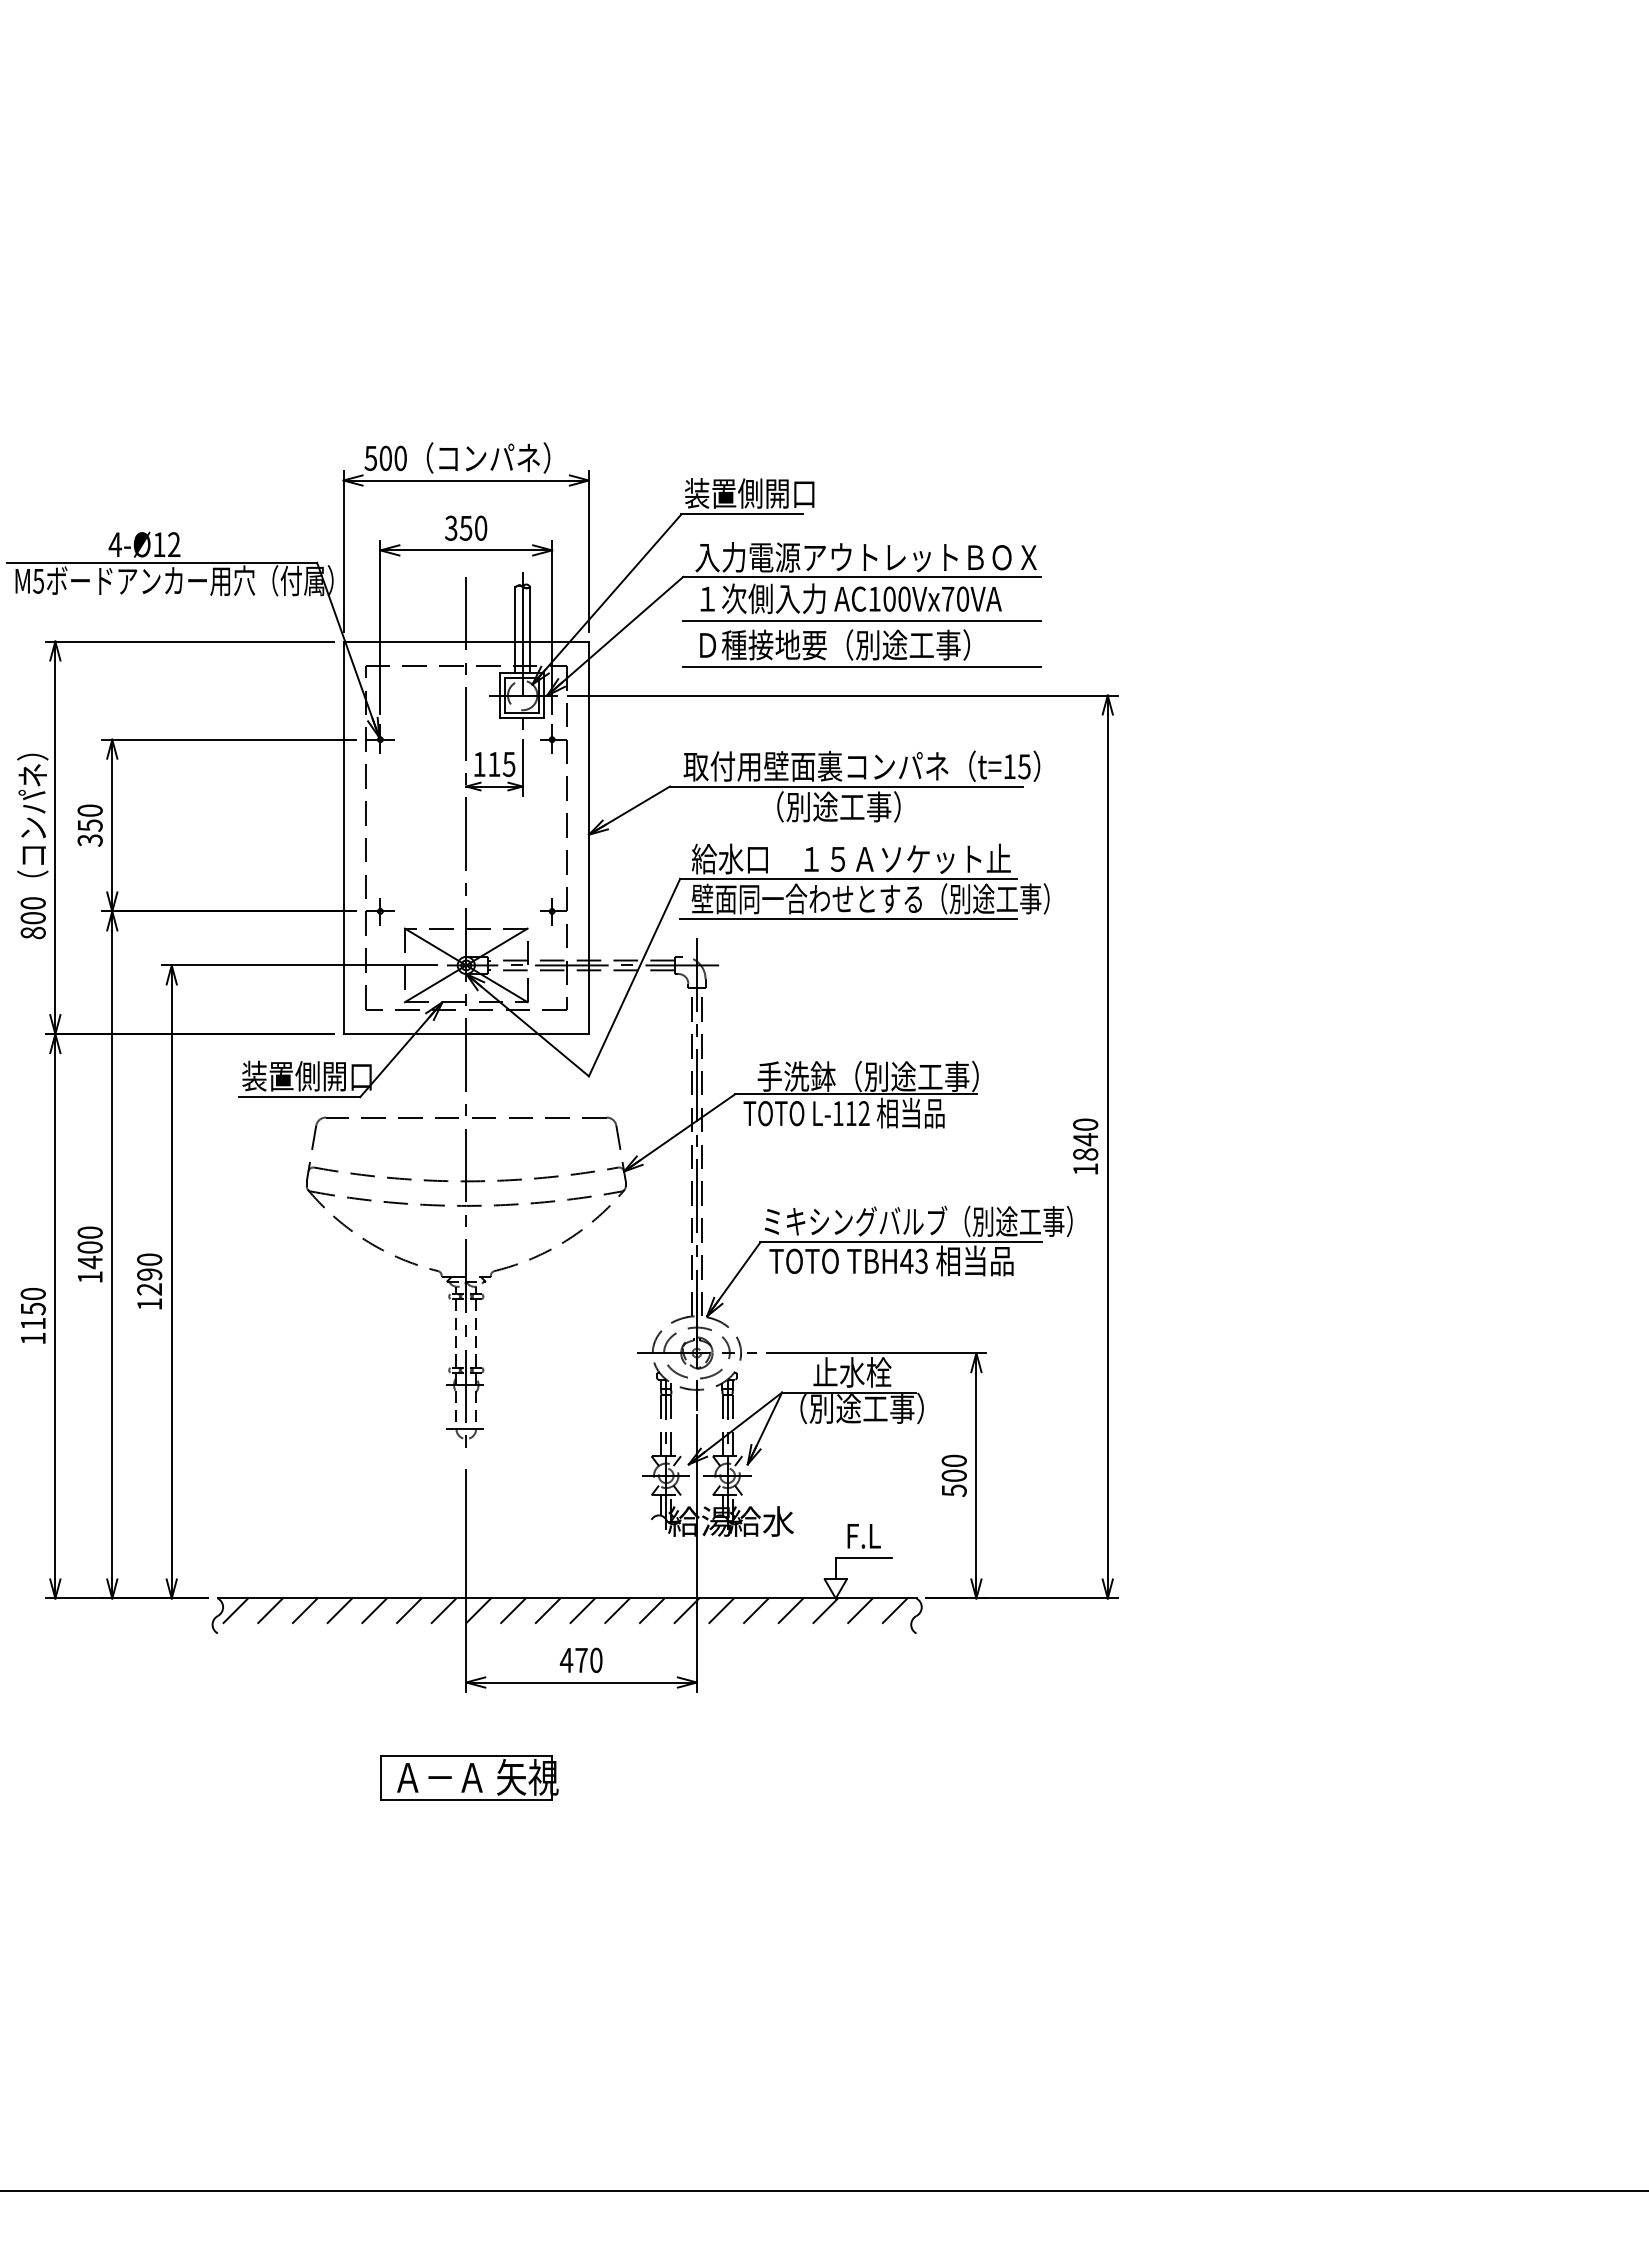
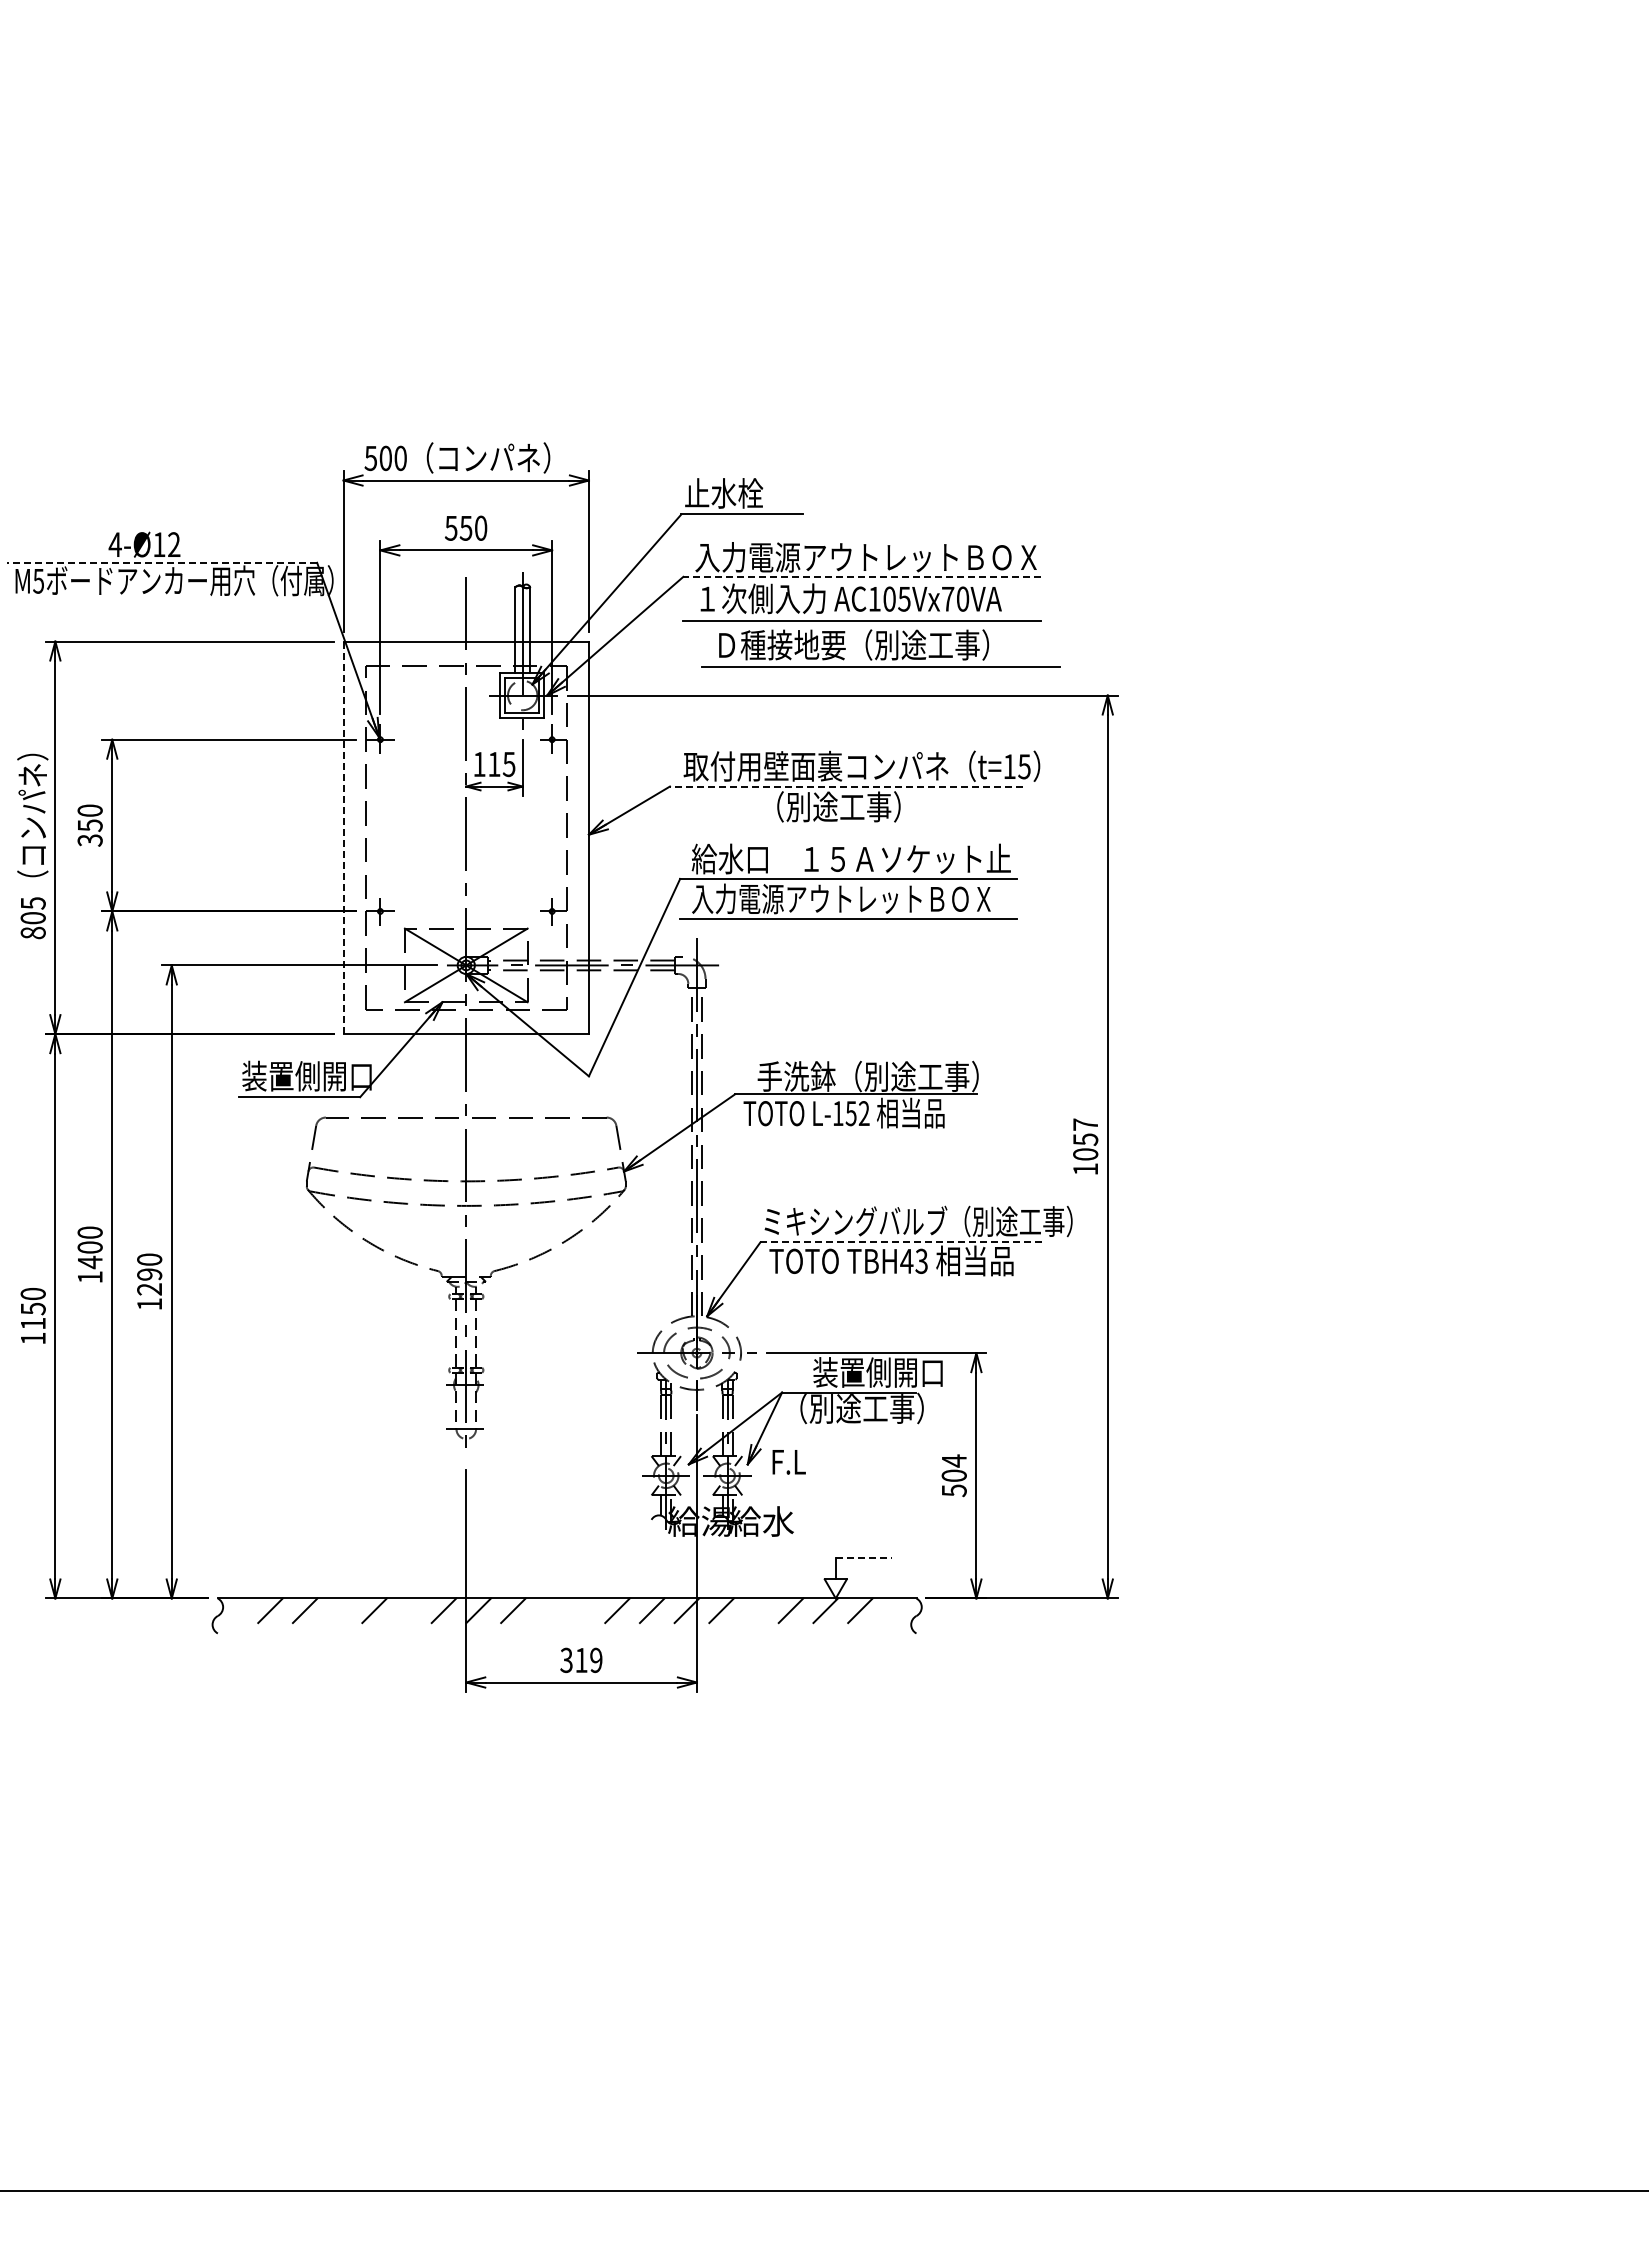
text: 装置側開口 -> 止水栓 (749, 493)
text: 350 -> 550 (451, 527)
line: solid -> dashed (161, 562)
line: solid -> dashed (861, 576)
text: AC100Vx70VA -> AC105Vx70VA (904, 598)
part position: (861, 648) -> (880, 648) (880, 648)
line: solid -> dashed (845, 786)
line: solid -> dashed (343, 837)
text: 壁面同一合わせとする（別途工事） -> 入力電源アウトレットＢＯＸ (870, 898)
text: 800 -> 805 (32, 903)
text: L-112 -> L-152 (850, 1113)
text: 1840 -> 1057 (1085, 1139)
line: solid -> dashed (901, 1242)
text: 止水栓 -> 装置側開口 (877, 1372)
text: 500 -> 504 (953, 1460)
text position: (863, 1536) -> (788, 1462) (788, 1462)
line: solid -> dashed (863, 1557)
line: present -> none (235, 1610)
line: present -> none (339, 1610)
line: present -> none (409, 1610)
line: present -> none (547, 1610)
line: present -> none (582, 1610)
line: present -> none (756, 1610)
line: present -> none (894, 1610)
text: 470 -> 319 (580, 1660)
part: present -> none (469, 1777)
